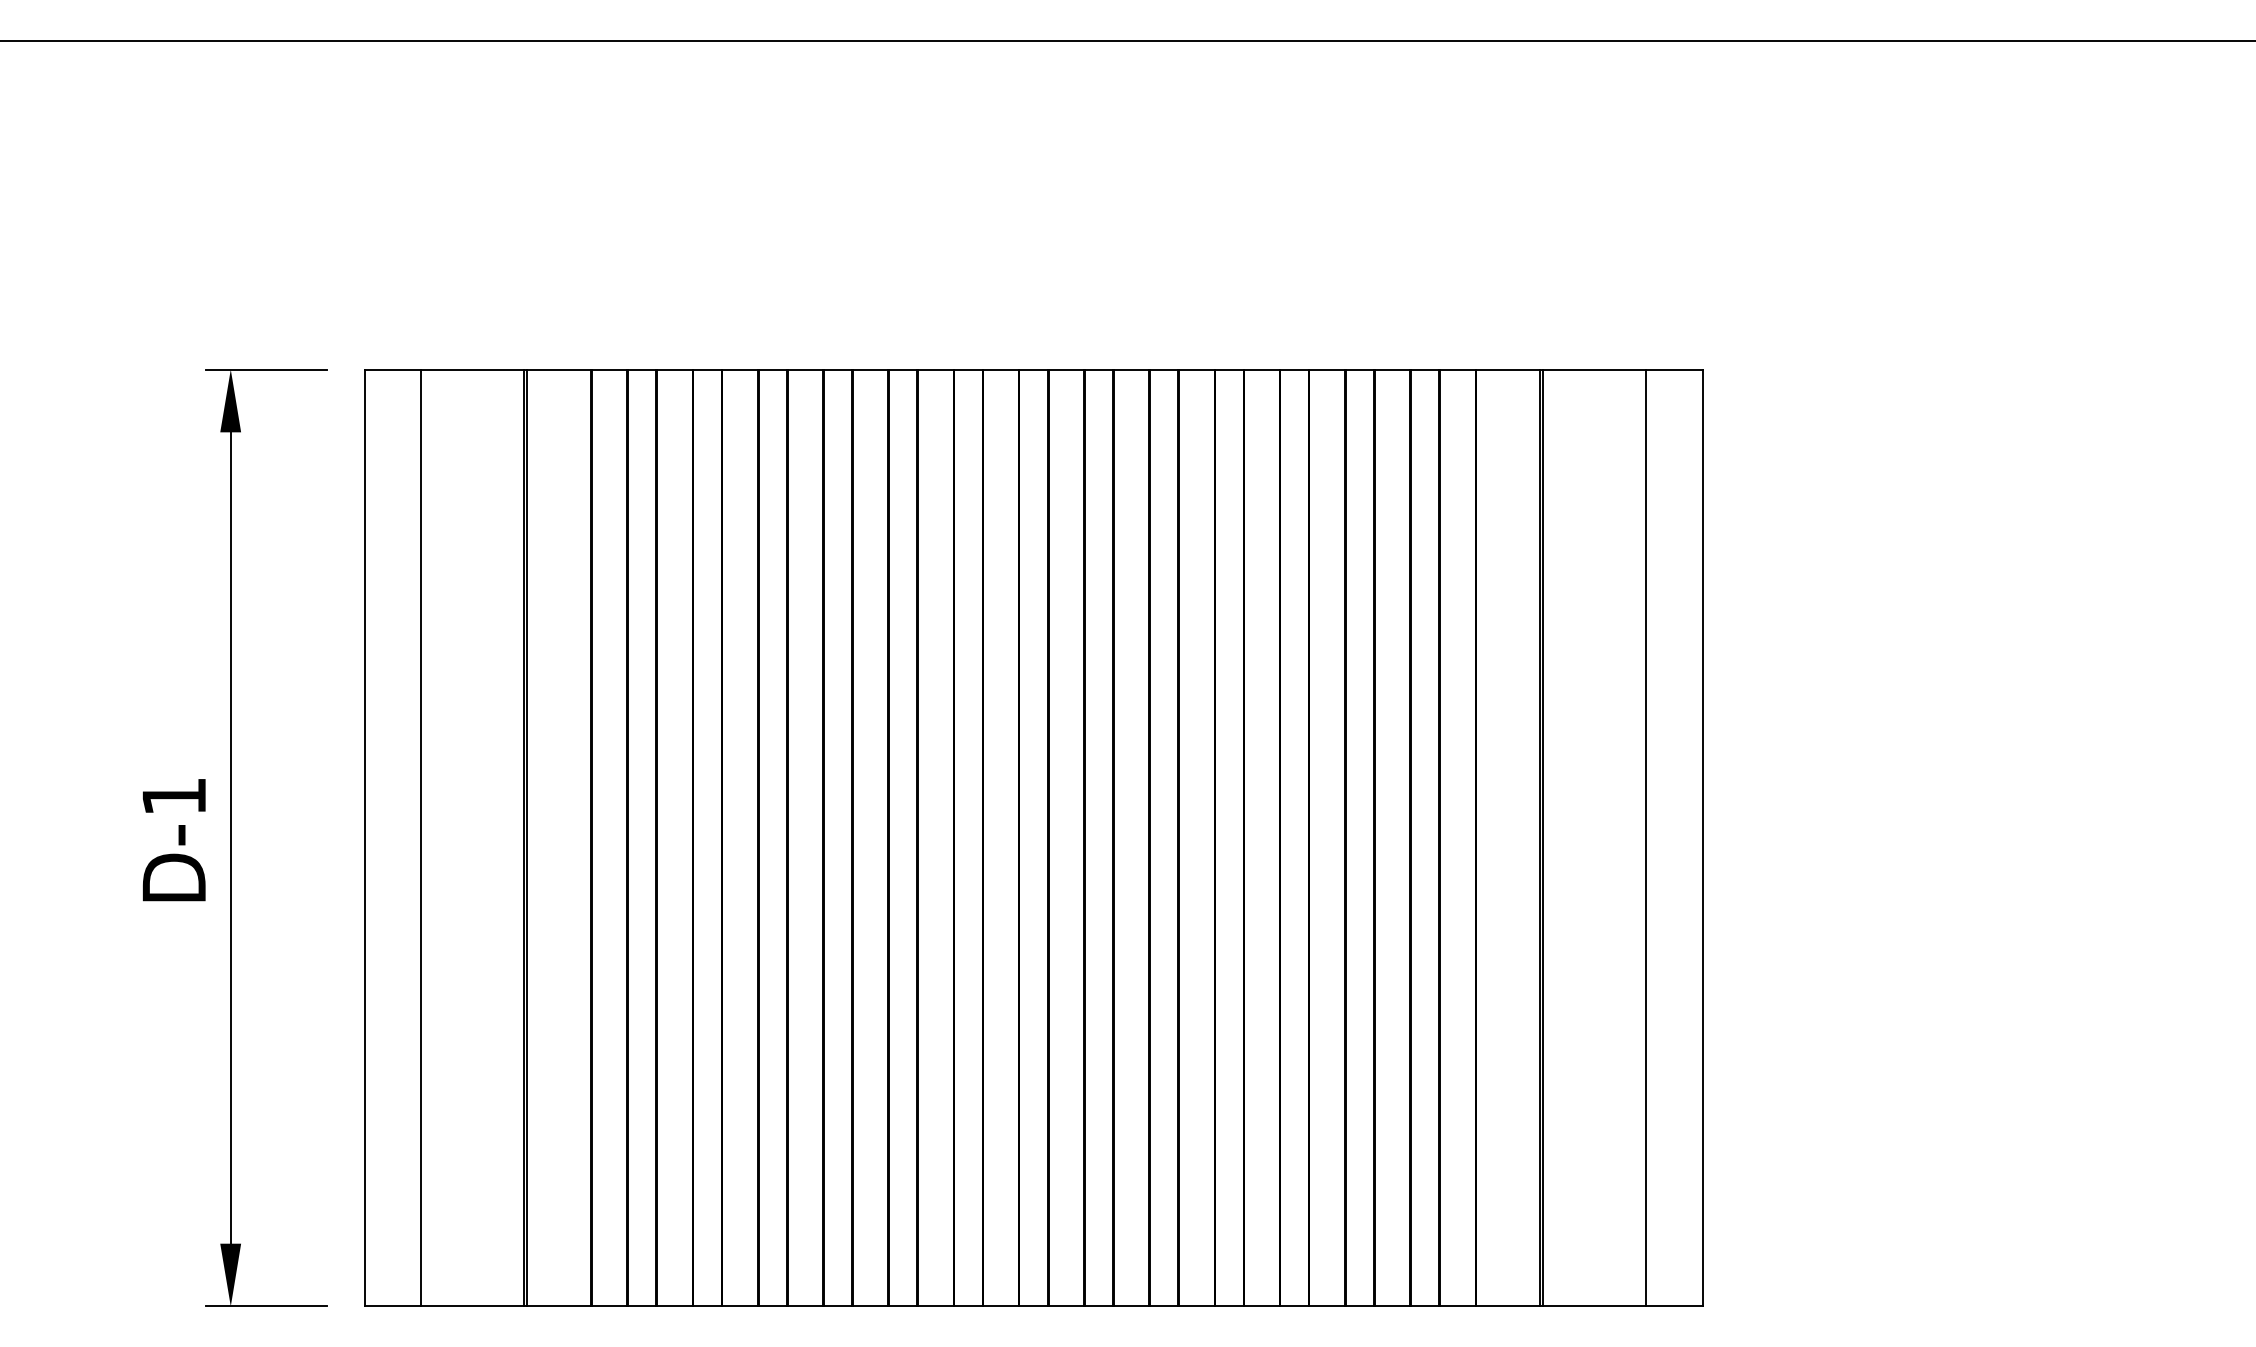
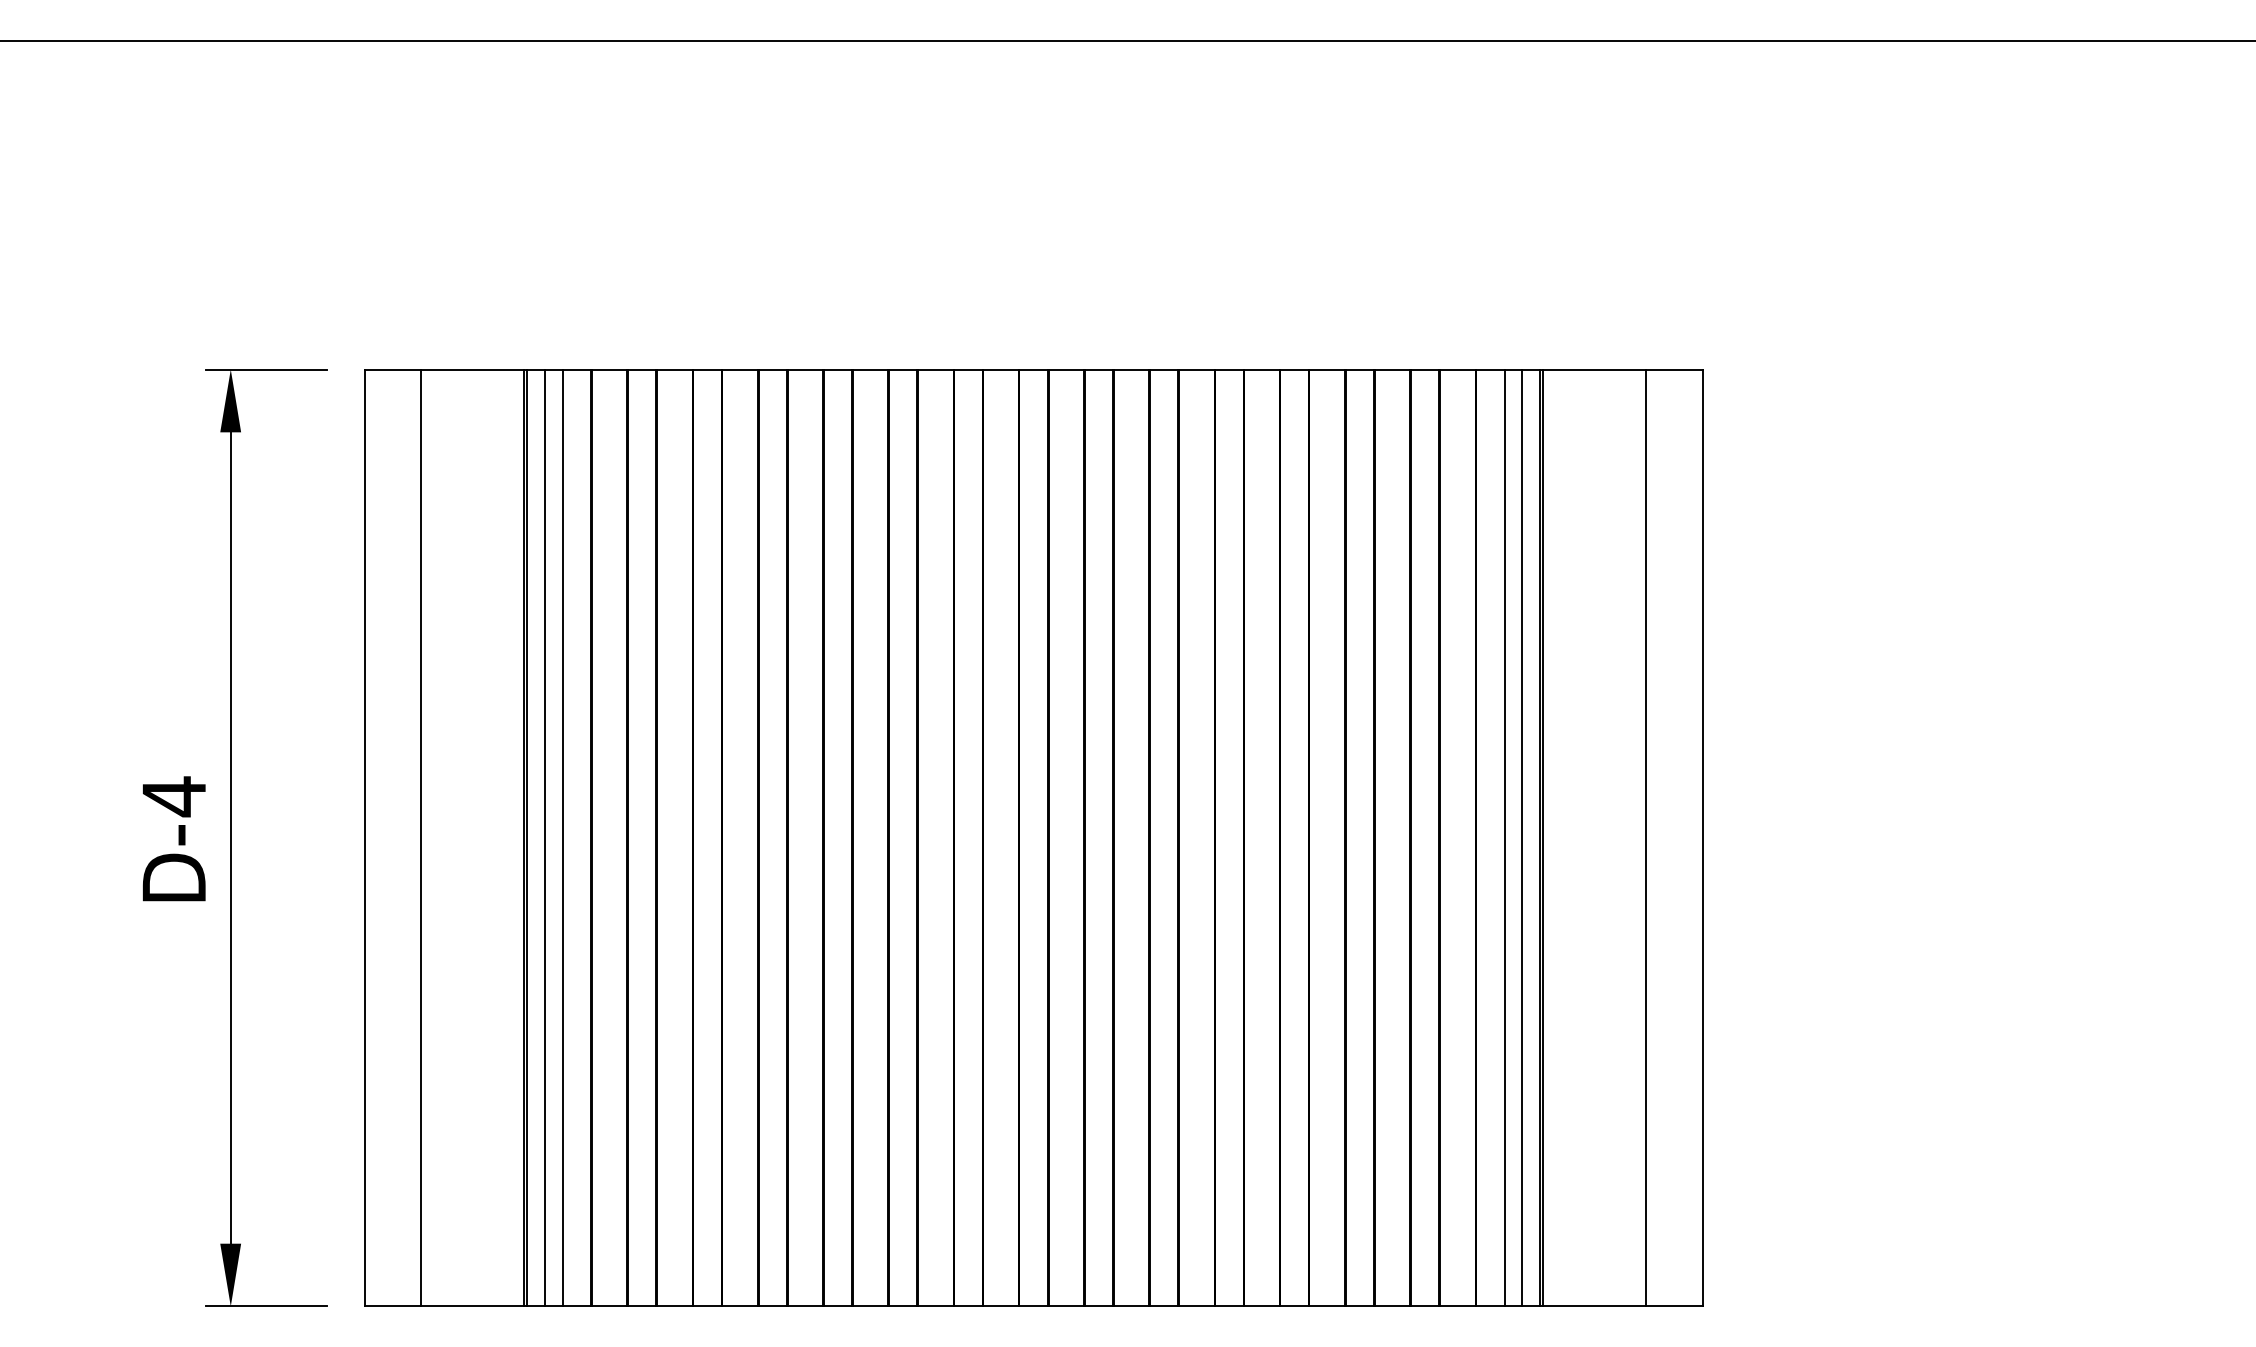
text: D-1 -> D-4 (173, 796)
line: none -> present (545, 837)
line: none -> present (562, 837)
line: none -> present (1504, 837)
line: none -> present (1522, 837)
